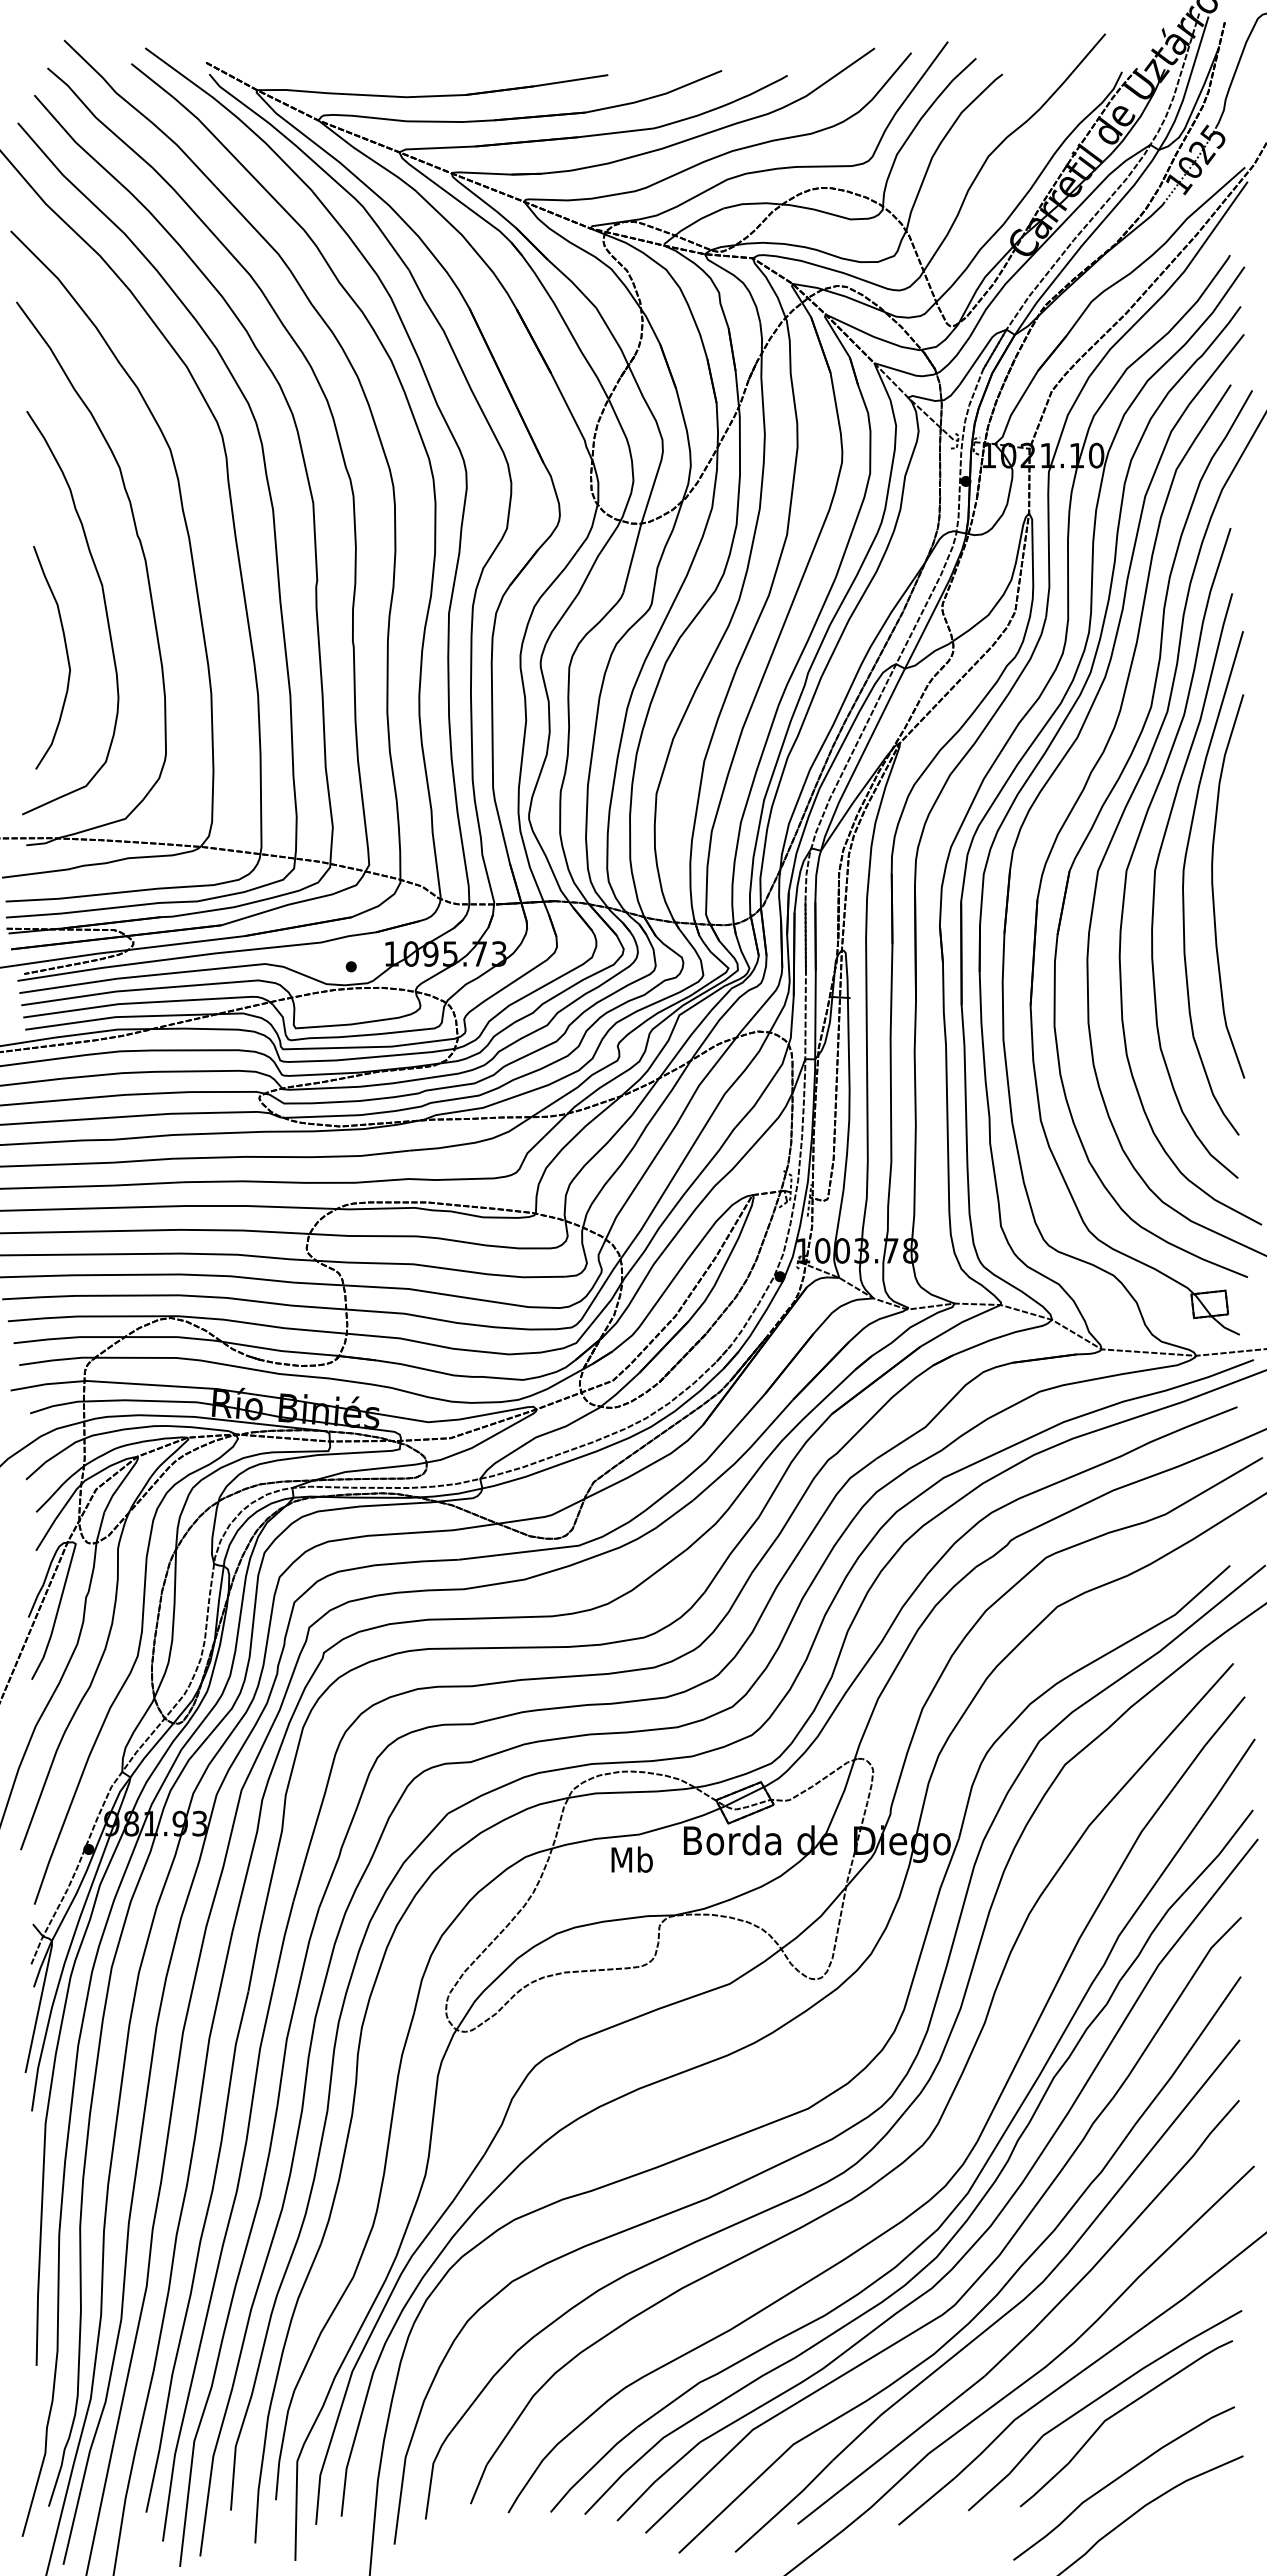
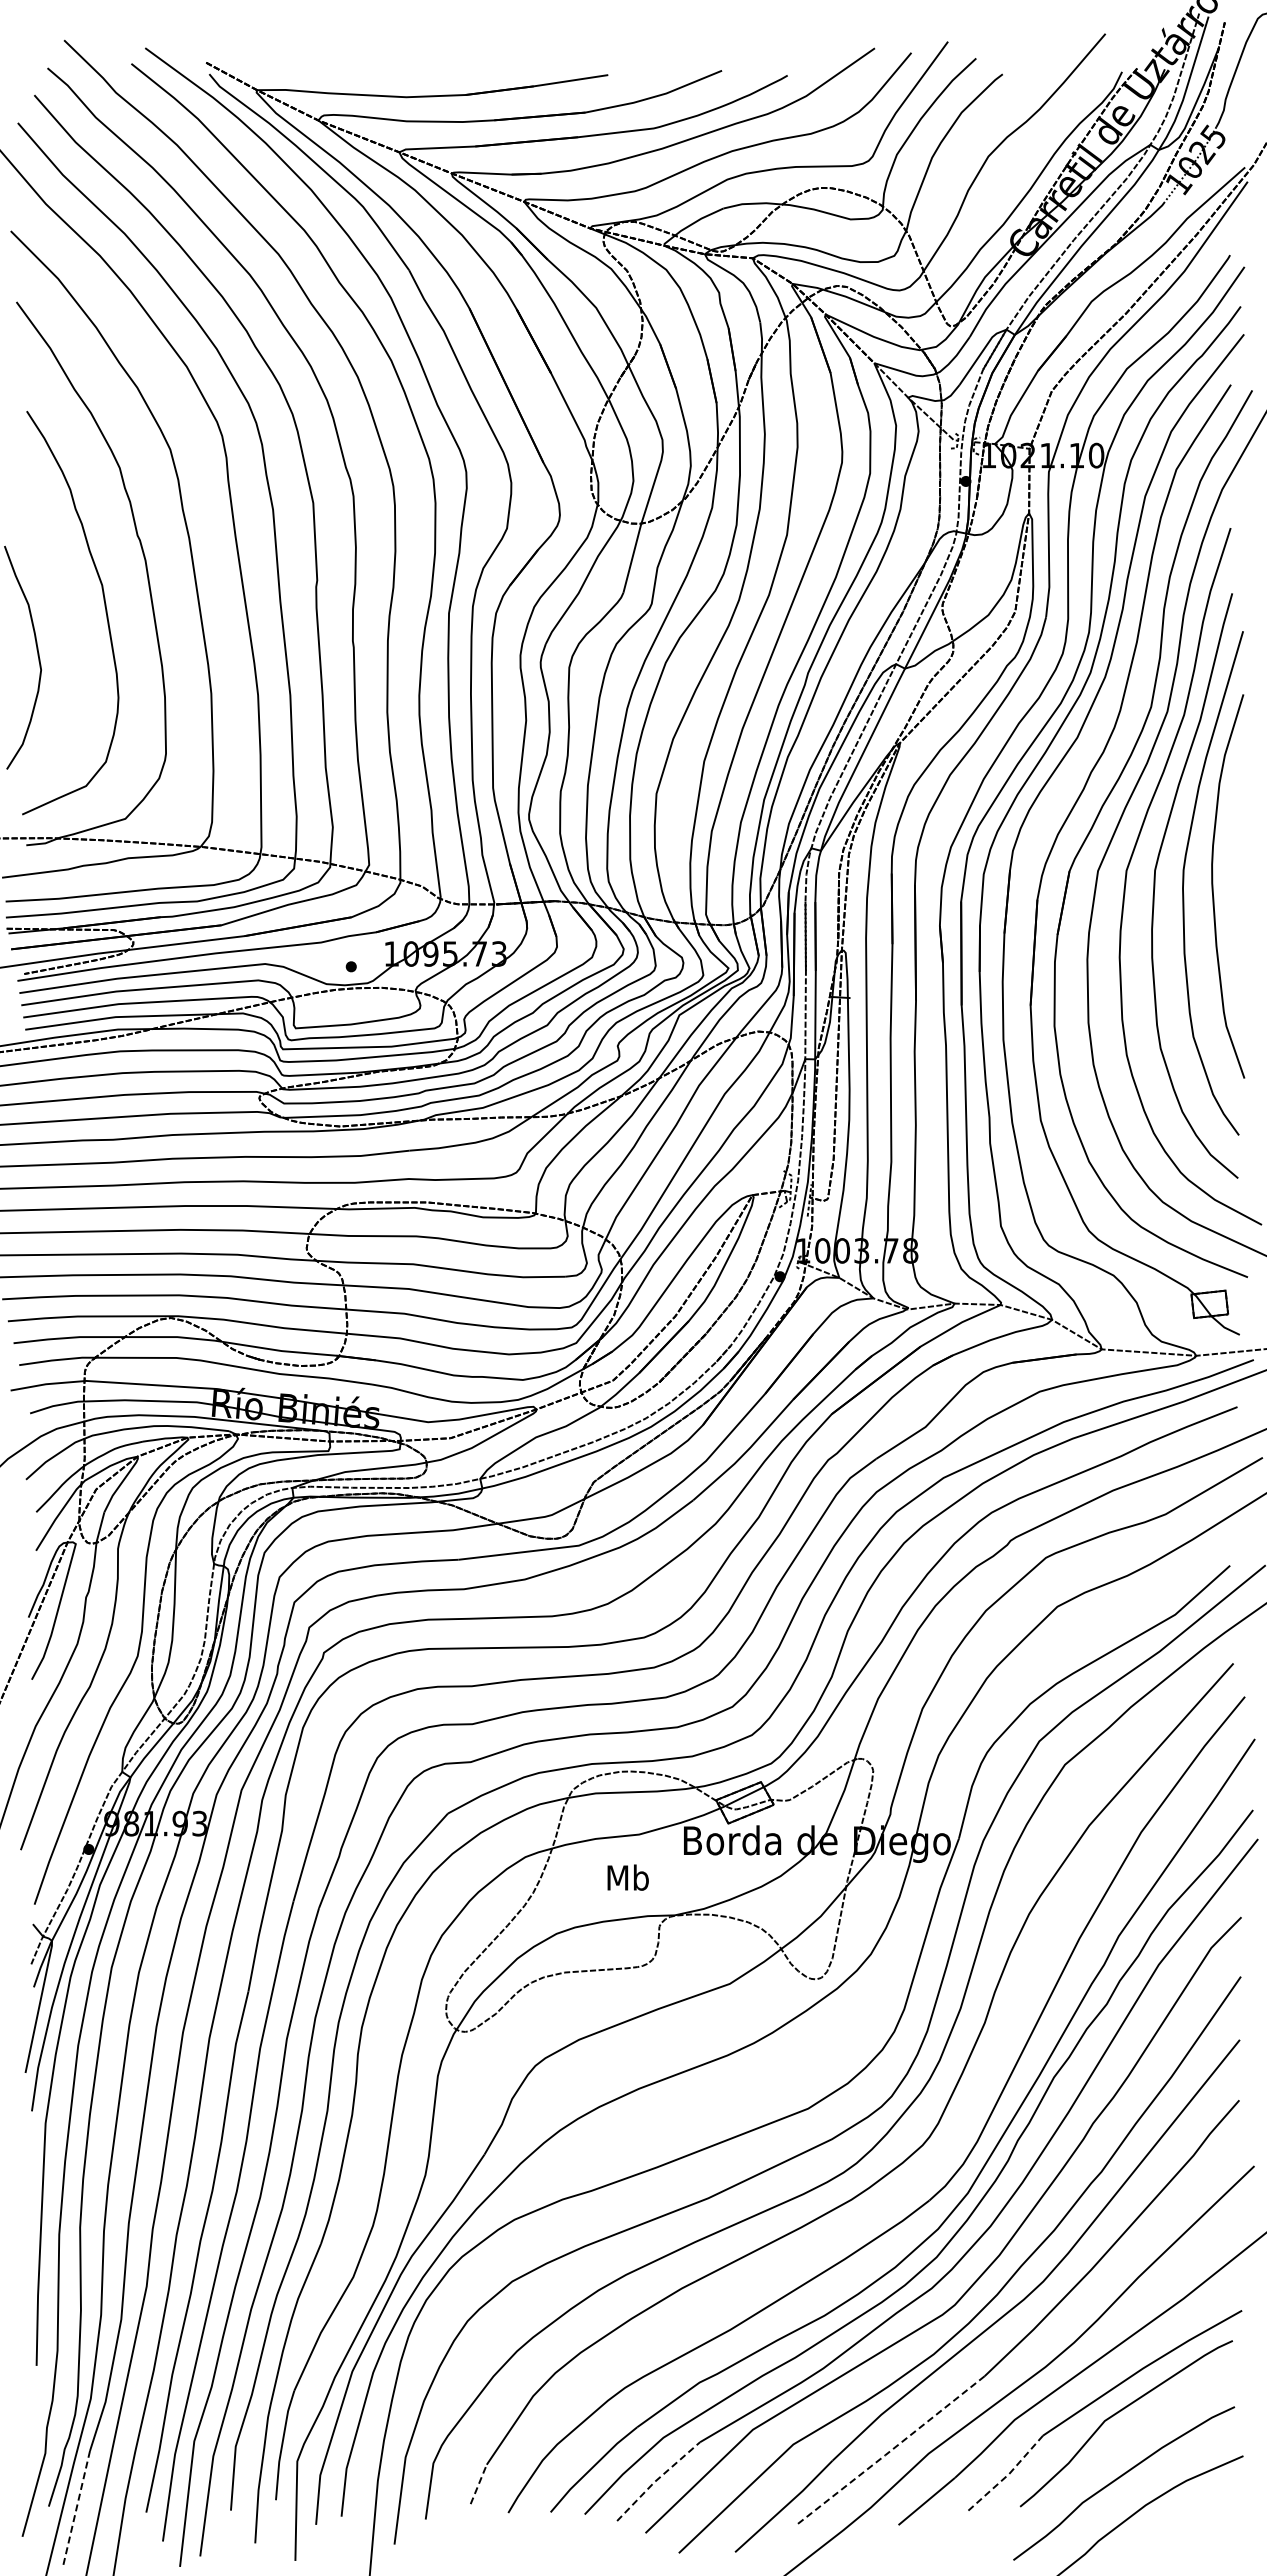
curve position: (66, 656) -> (37, 656) (37, 656)
text position: (631, 1859) -> (627, 1877) (627, 1877)
line: solid -> dashed (890, 2451)
line: solid -> dashed (1007, 2475)
line: solid -> dashed (656, 2480)
line: solid -> dashed (478, 2483)
line: solid -> dashed (76, 2507)
